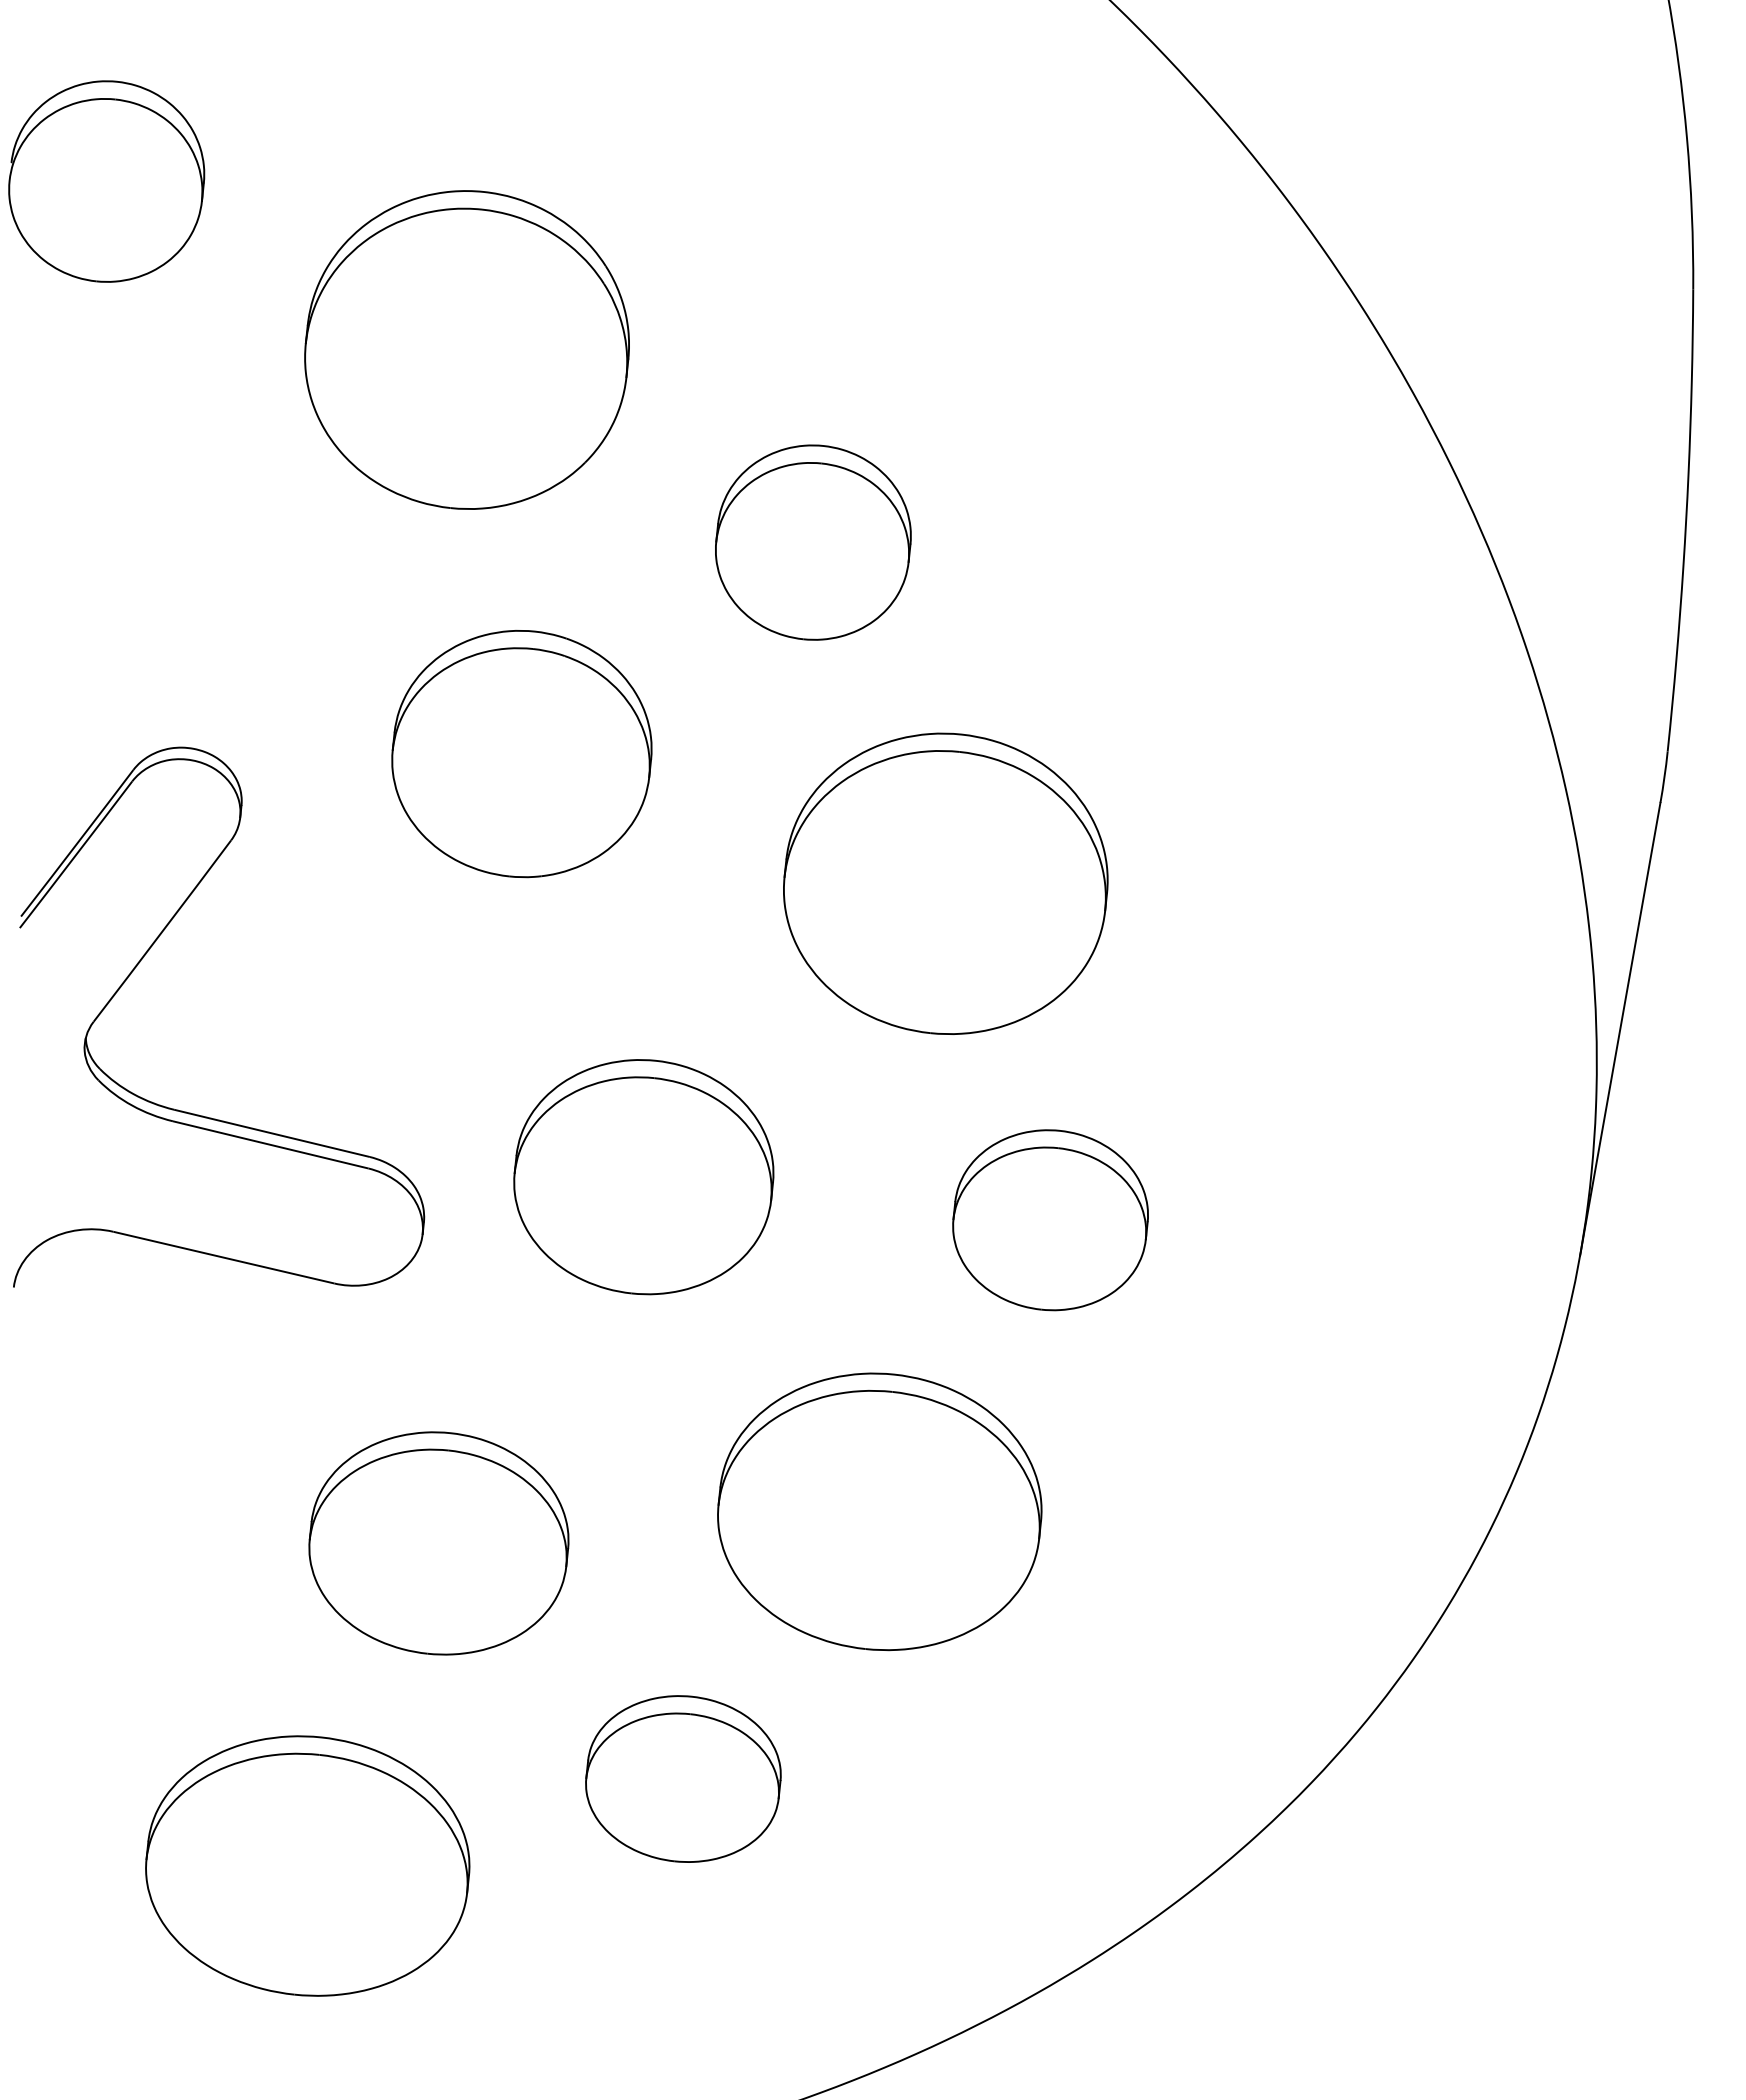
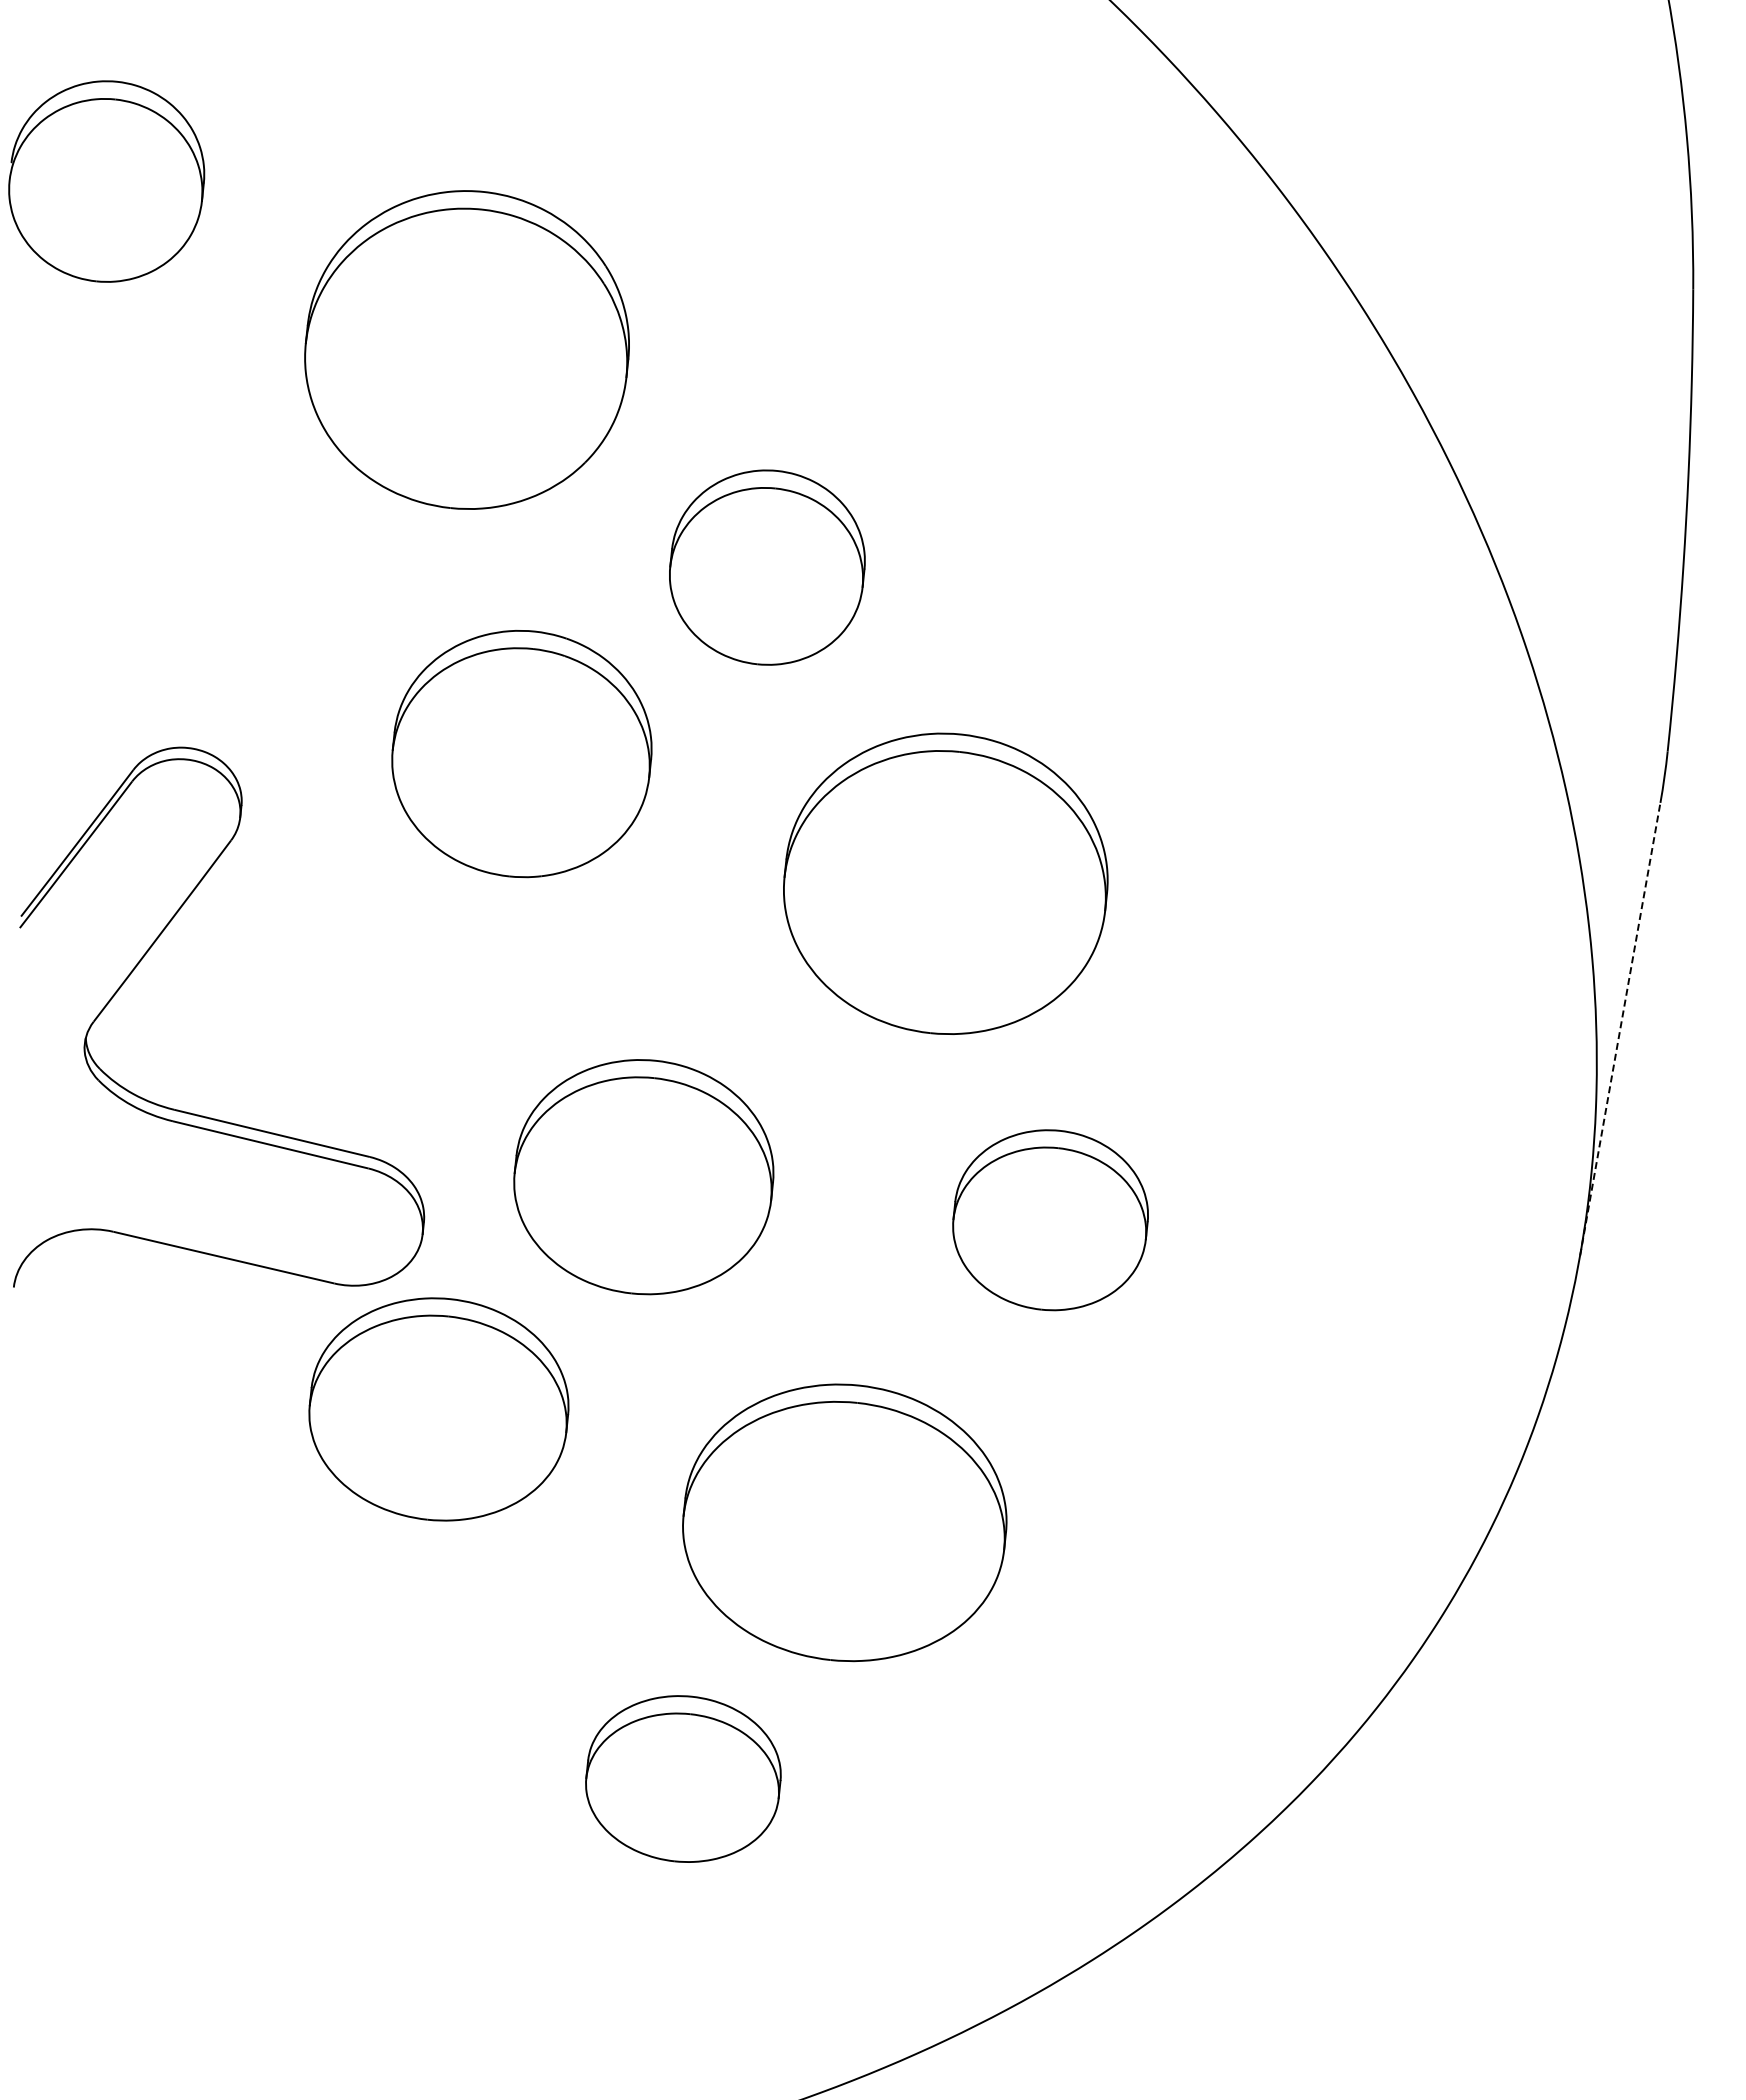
part position: (813, 542) -> (767, 567) (767, 567)
line: solid -> dashed (1620, 1029)
part position: (879, 1511) -> (844, 1522) (844, 1522)
part position: (438, 1543) -> (438, 1409) (438, 1409)
part: present -> none (307, 1865)
